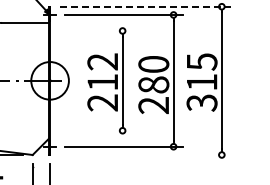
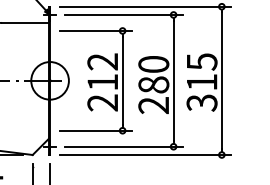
line: dashed -> solid (145, 6)
line: none -> present (95, 30)
line: none -> present (95, 130)
line: none -> present (145, 154)
